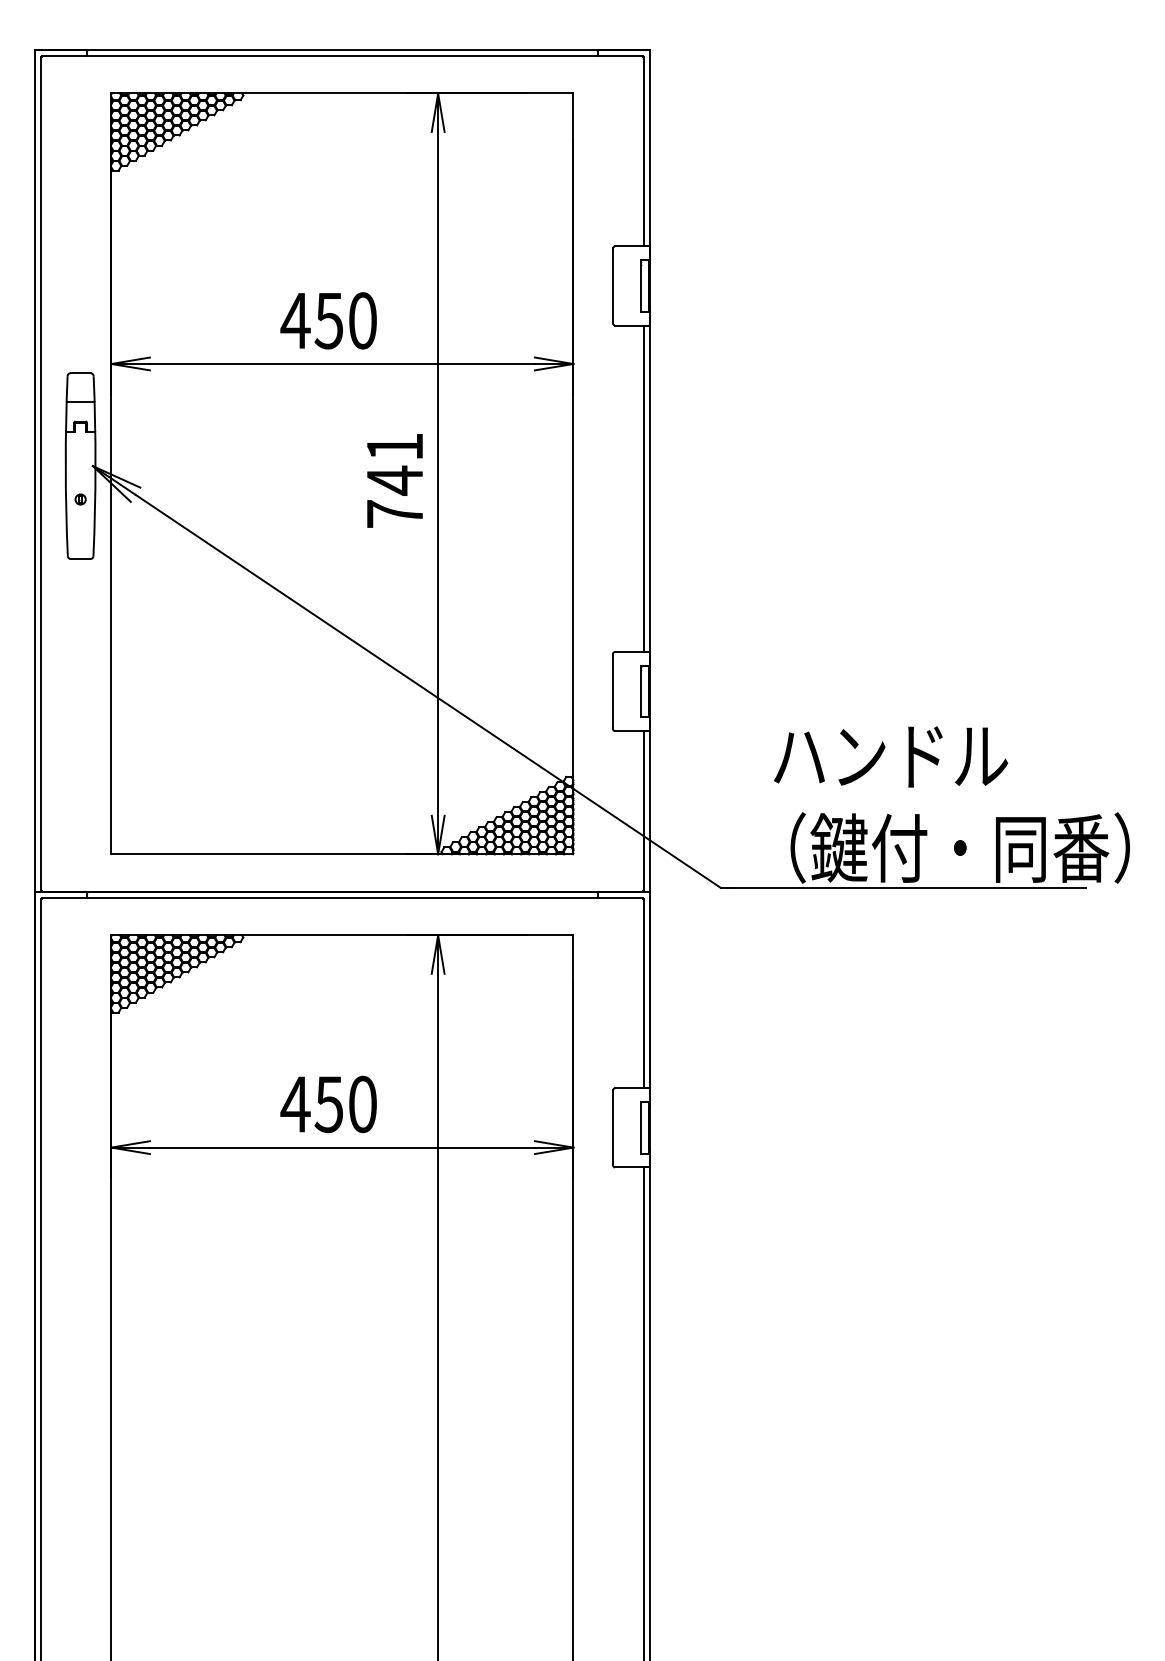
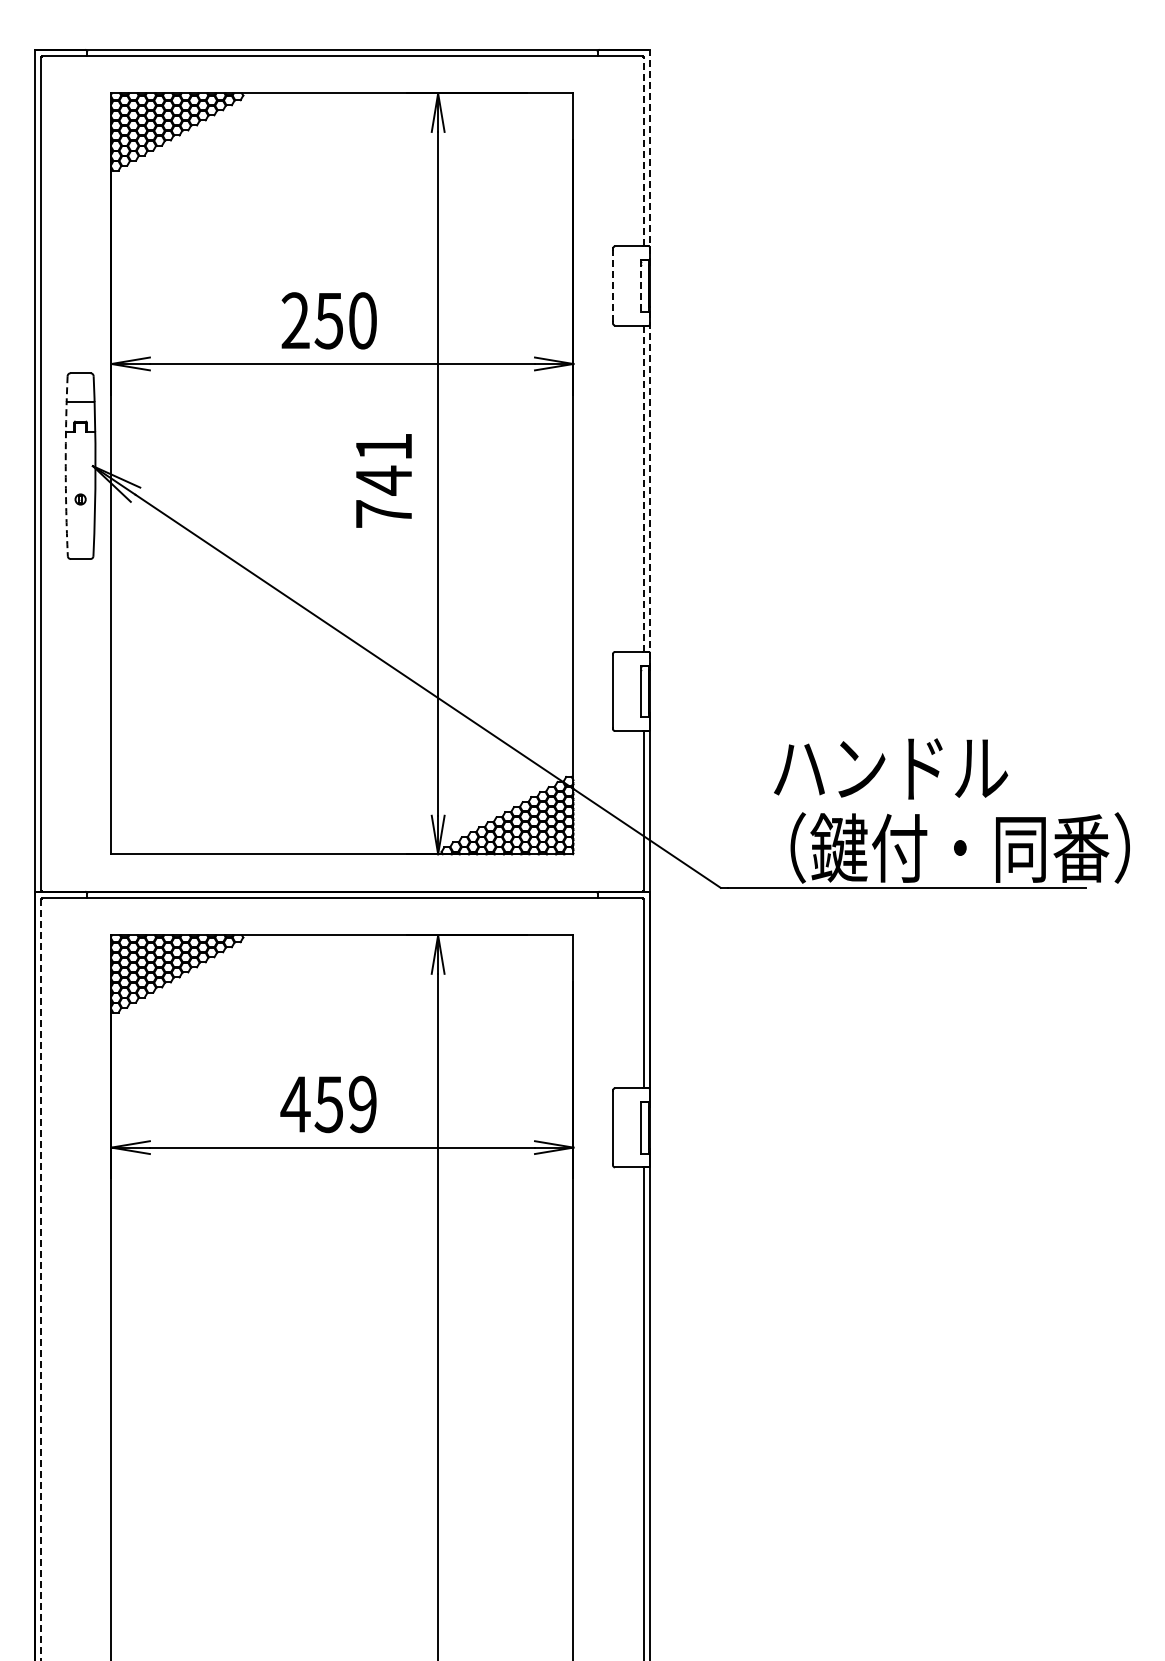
line: solid -> dashed (643, 151)
line: solid -> dashed (649, 157)
line: solid -> dashed (613, 285)
line: solid -> dashed (640, 285)
text: 450 -> 250 (295, 320)
arc: solid -> dashed (65, 466)
text position: (394, 480) -> (383, 480) (383, 480)
line: solid -> dashed (643, 488)
line: solid -> dashed (649, 488)
text position: (891, 756) -> (891, 768) (891, 768)
text: 450 -> 459 (362, 1104)
line: solid -> dashed (41, 1279)
